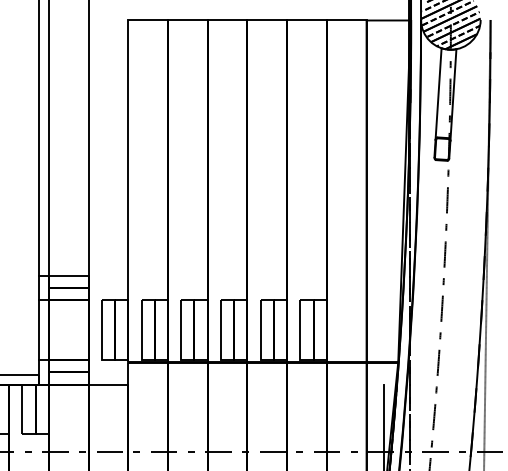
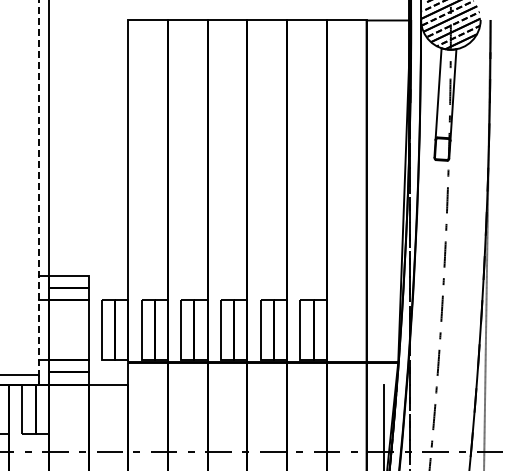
line: solid -> dashed (38, 192)
line: present -> none (88, 193)
